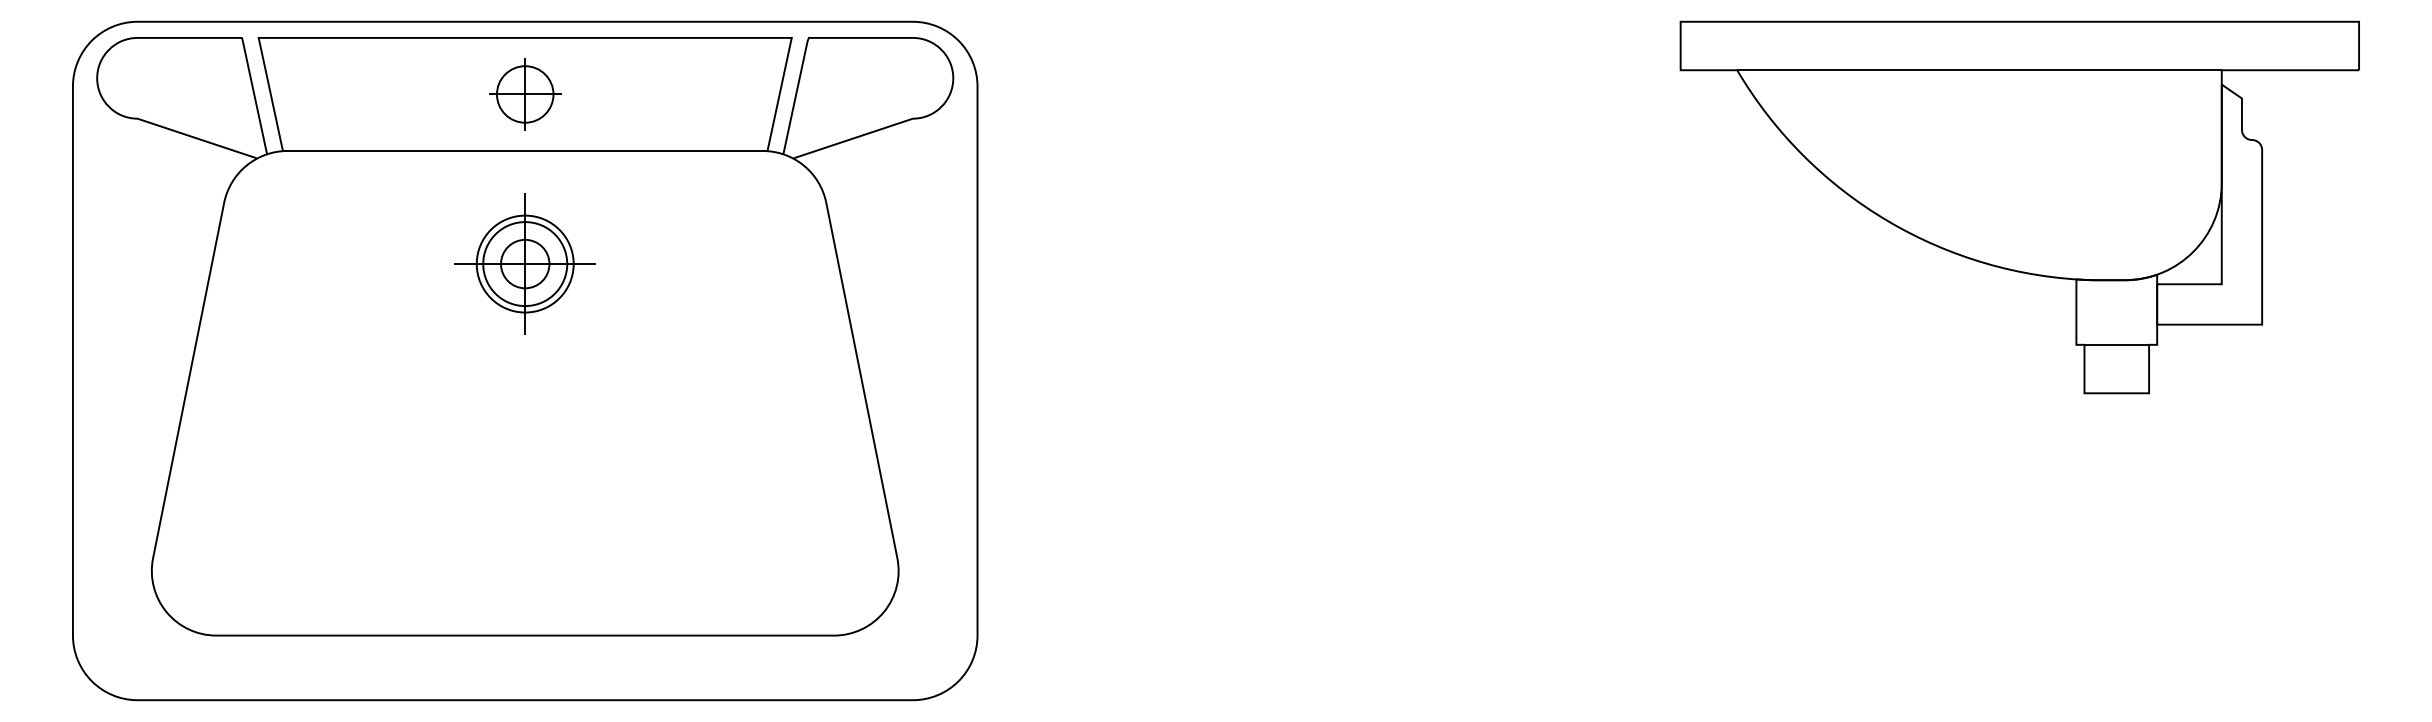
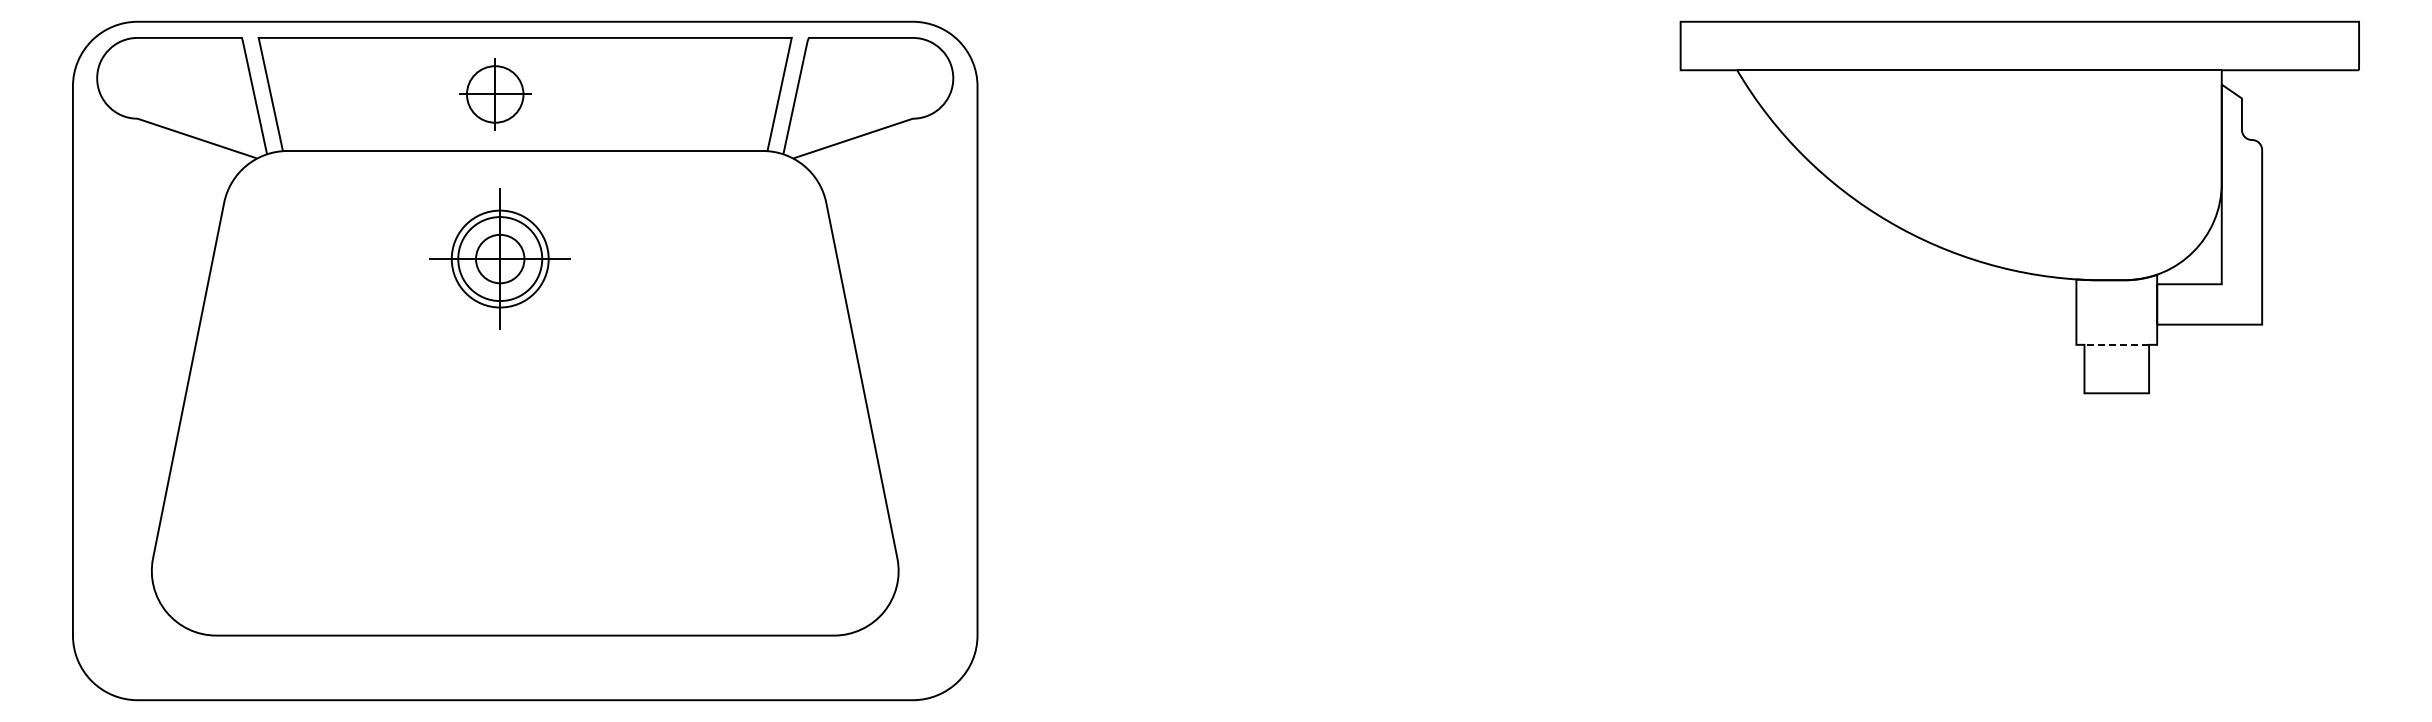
part position: (525, 94) -> (495, 94) (495, 94)
part position: (524, 263) -> (499, 258) (499, 258)
line: solid -> dashed (2116, 344)
